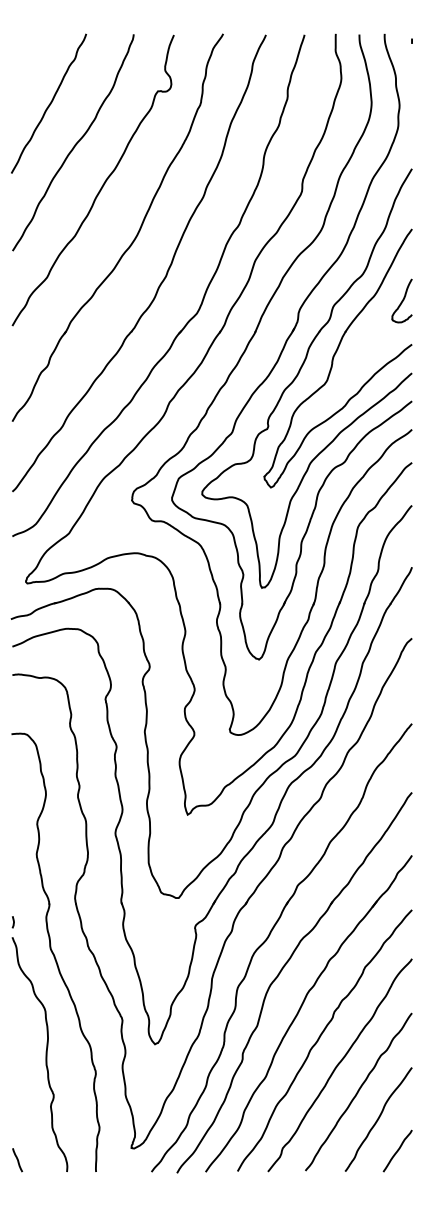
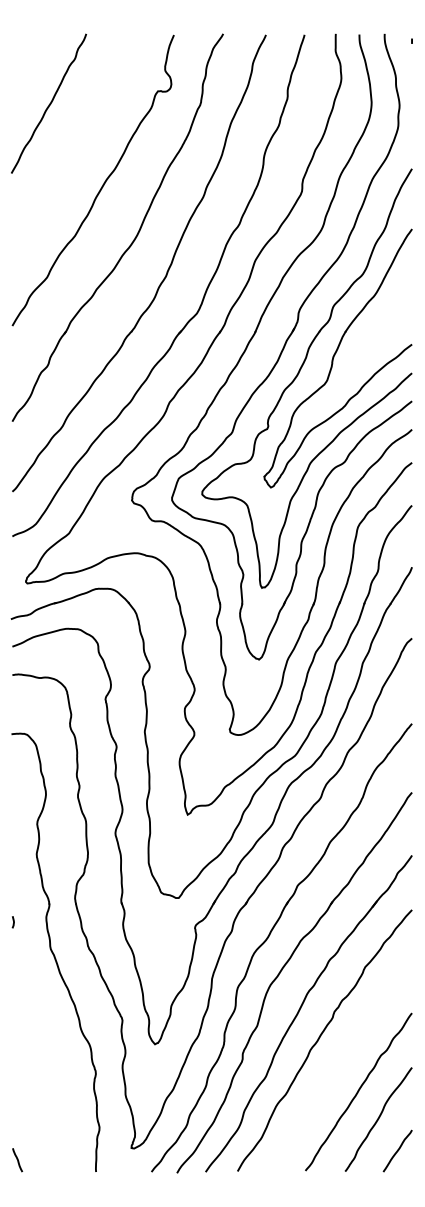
curve: present -> none (75, 143)
curve: present -> none (401, 300)
curve: present -> none (45, 1054)
curve: present -> none (339, 1064)
